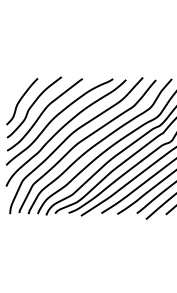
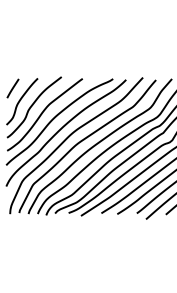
line: none -> present (12, 88)
